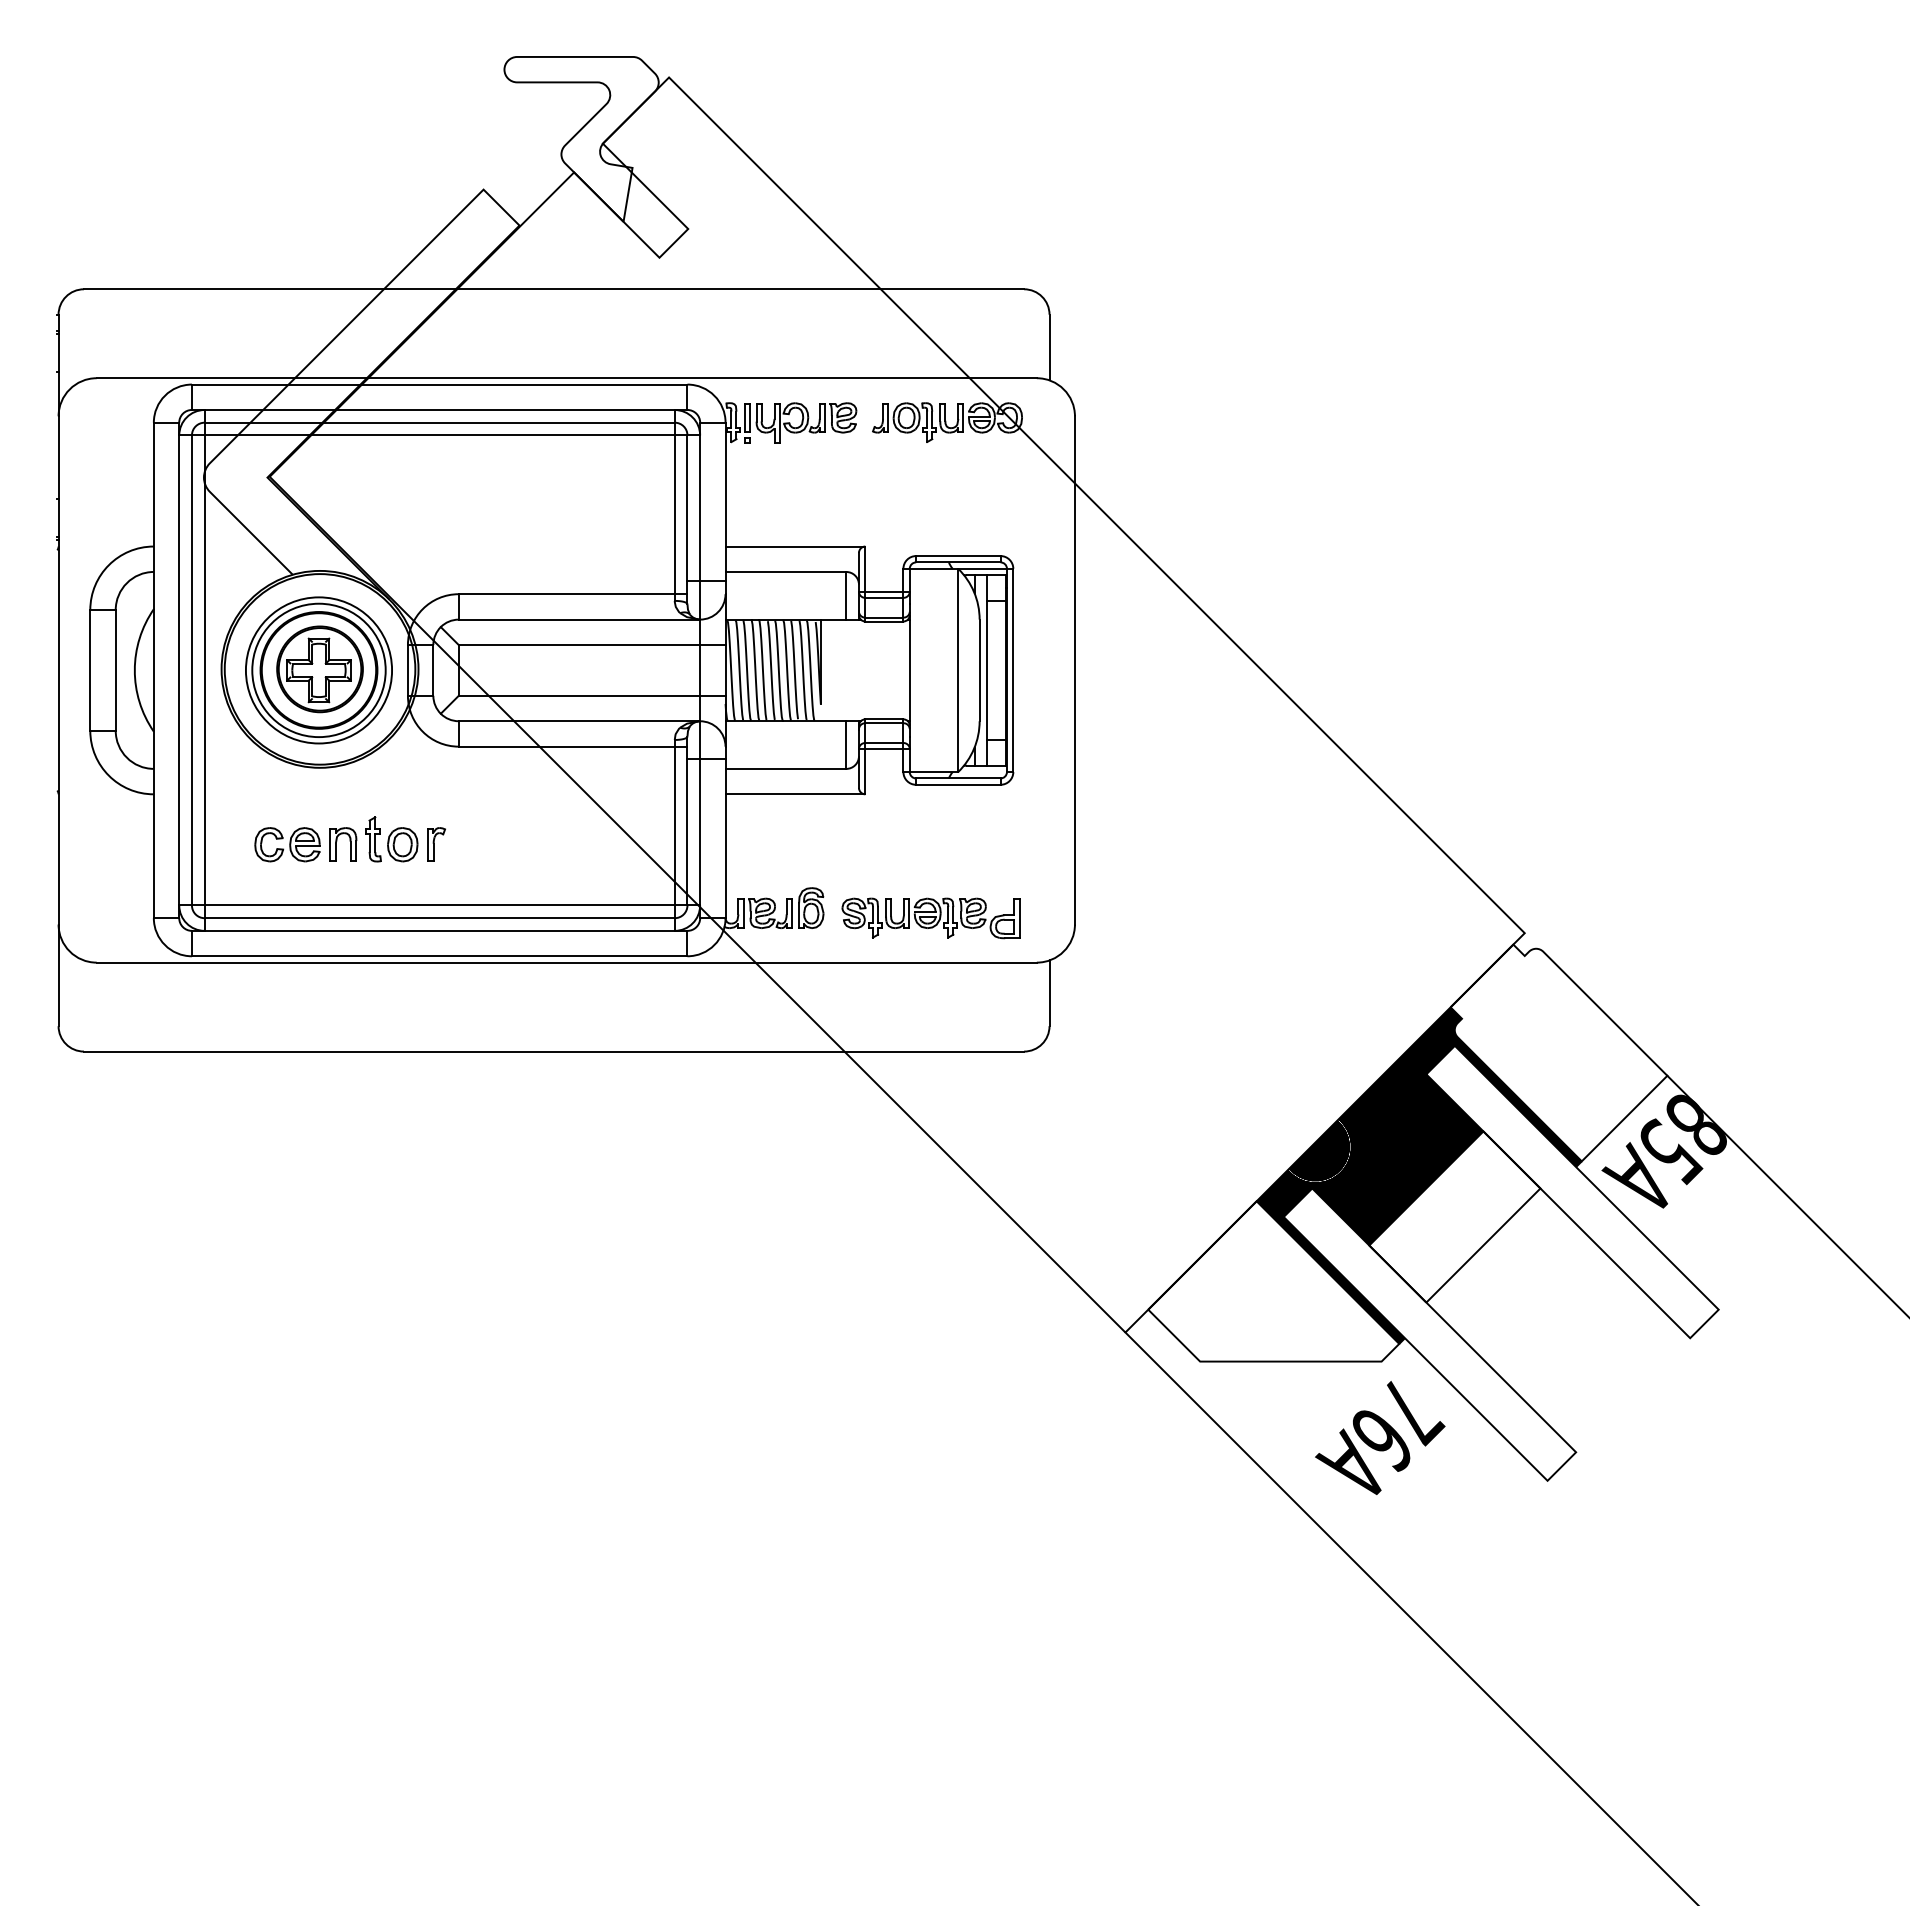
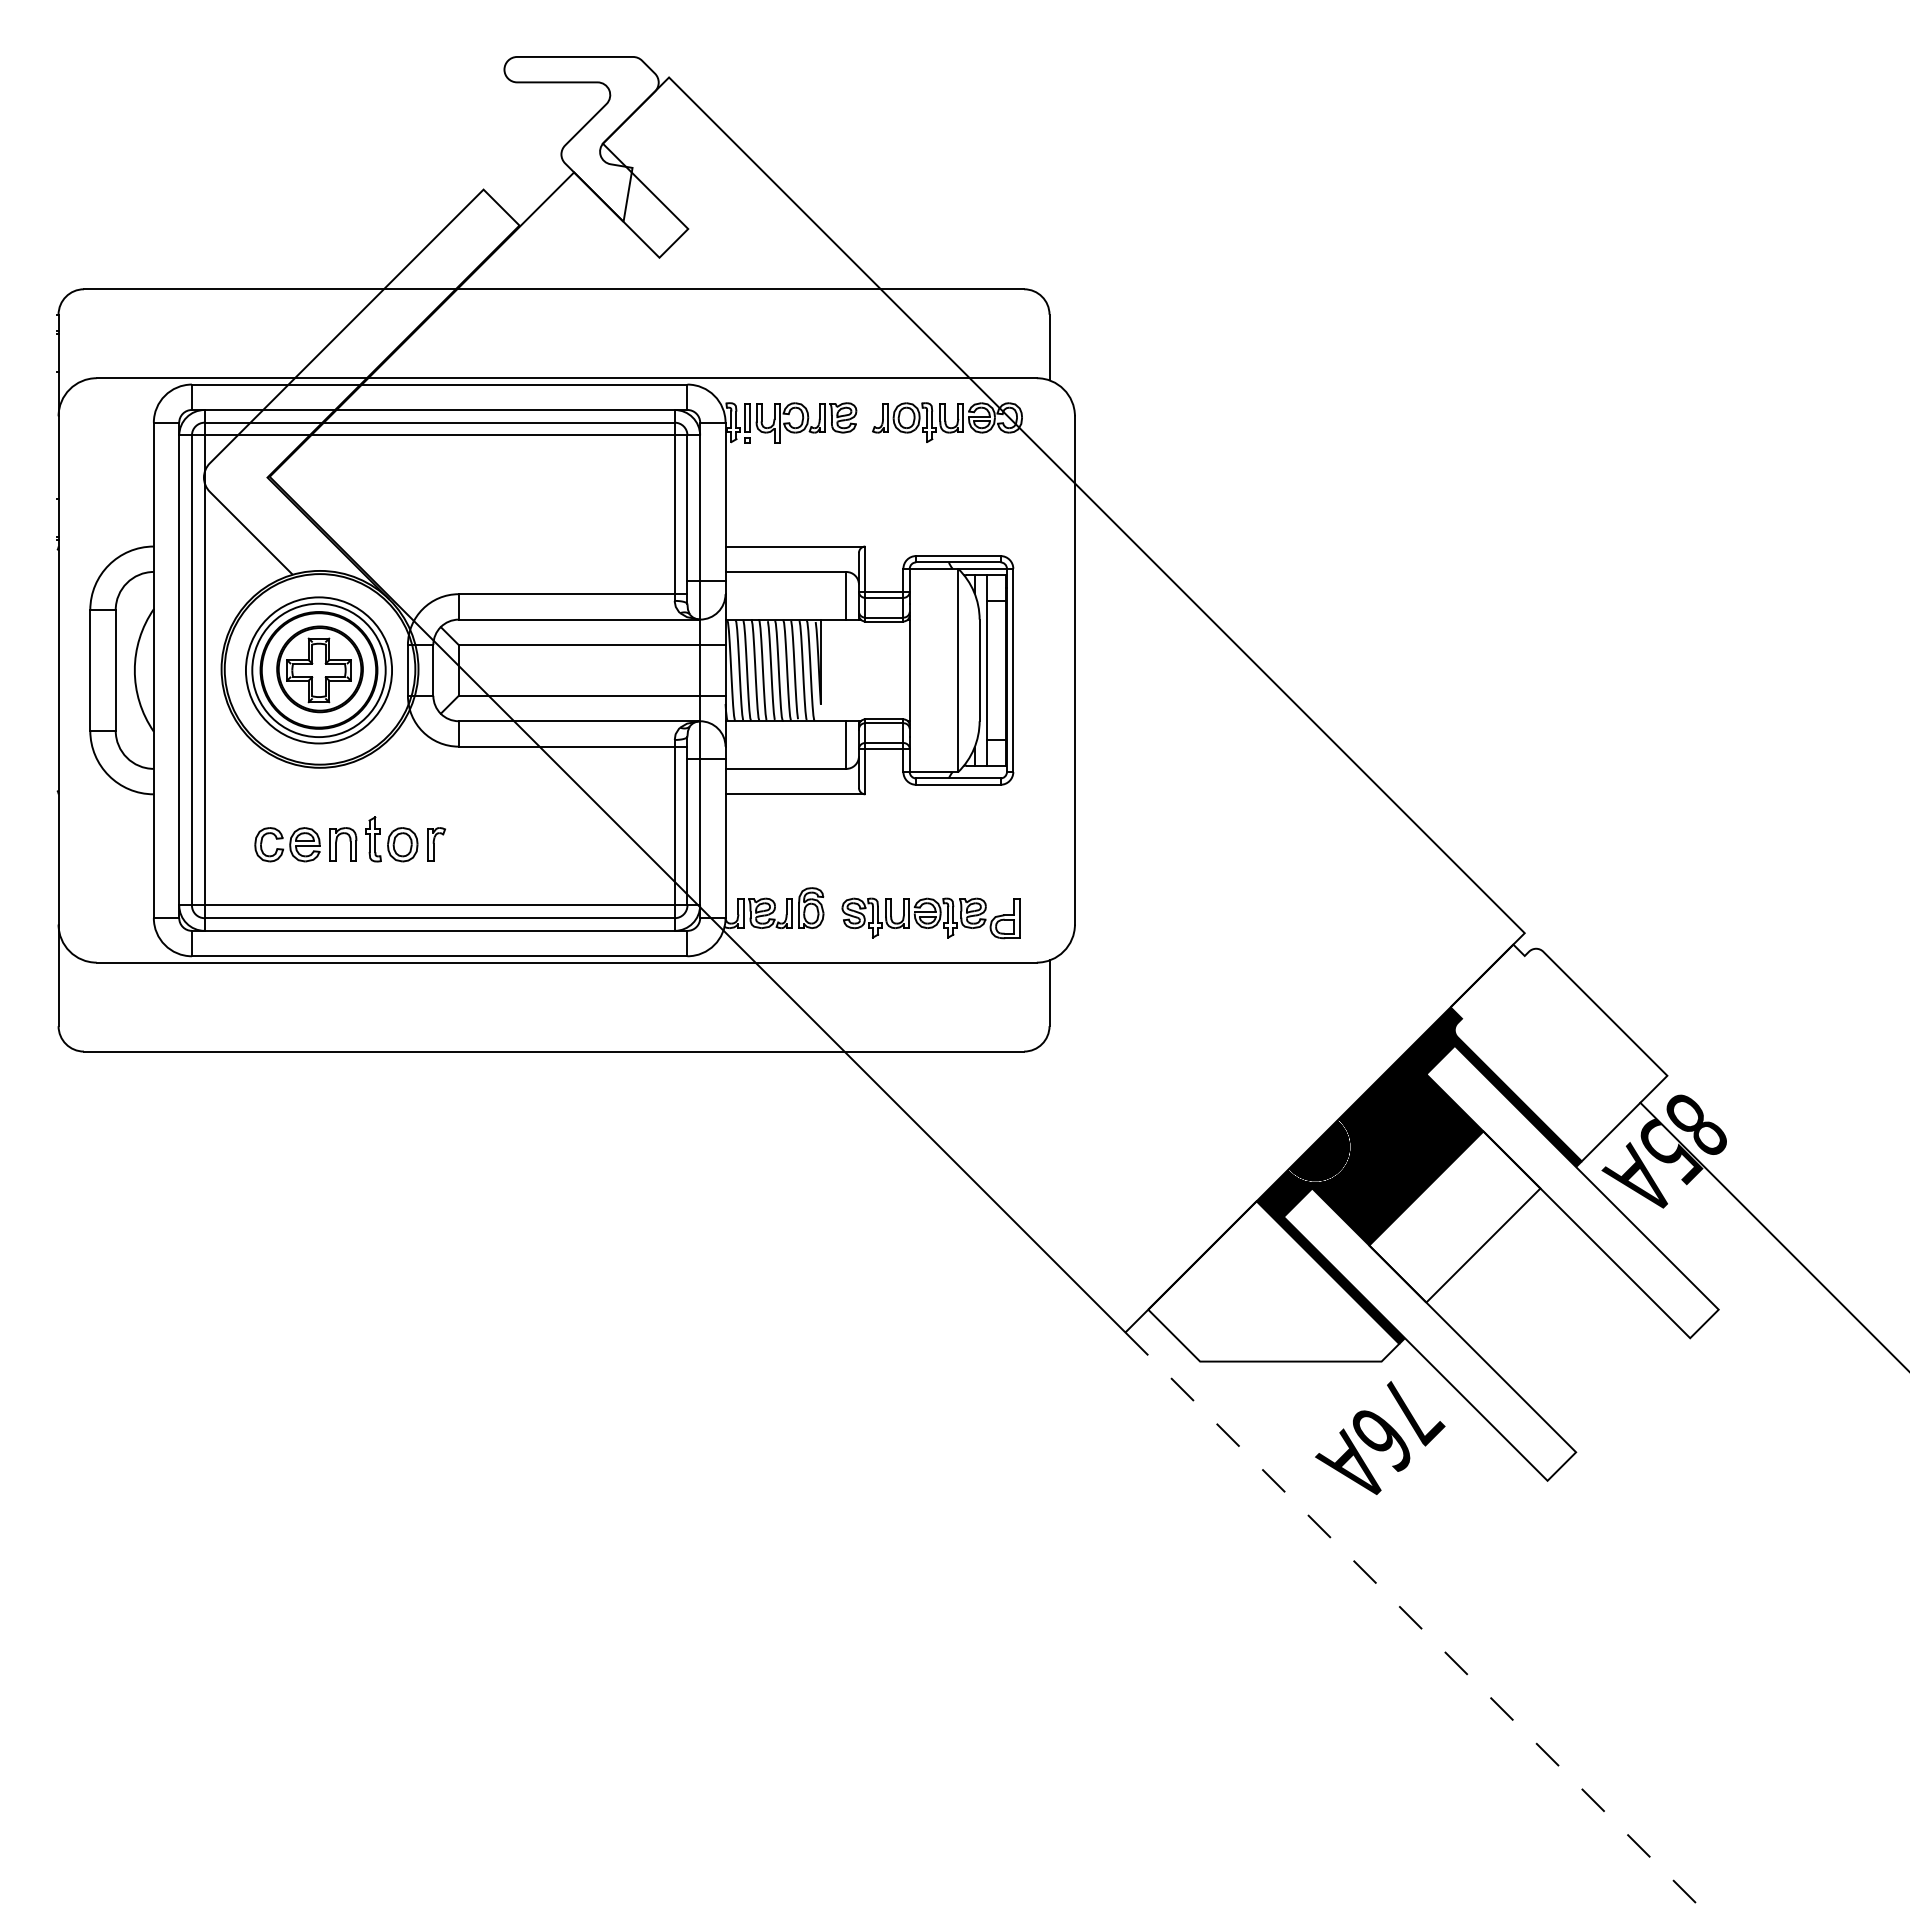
line position: (1786, 1194) -> (1773, 1235) (1773, 1235)
line: solid -> dashed (1412, 1619)
